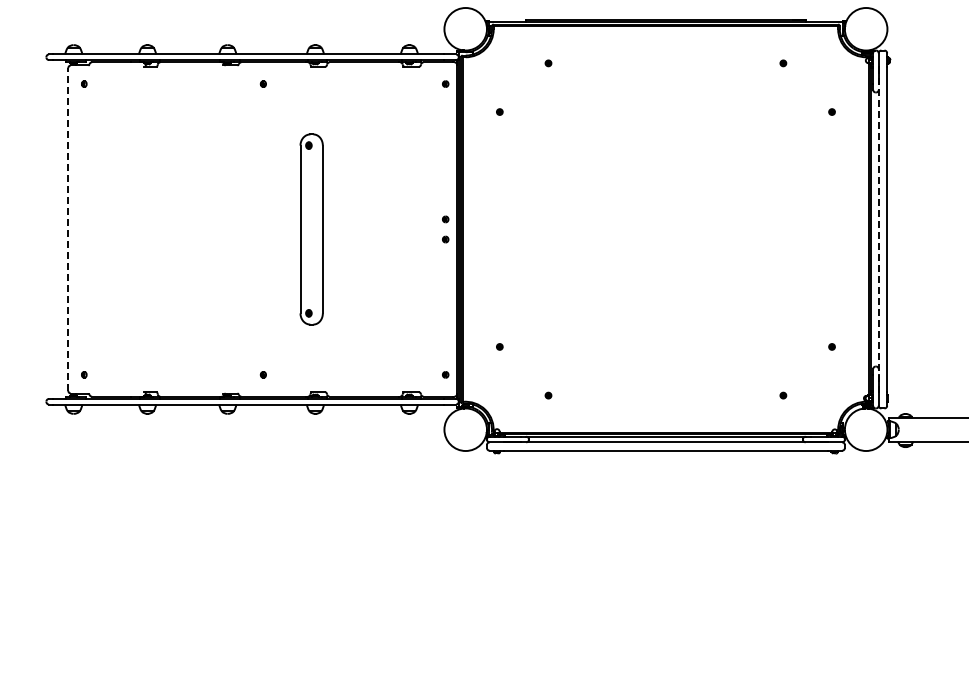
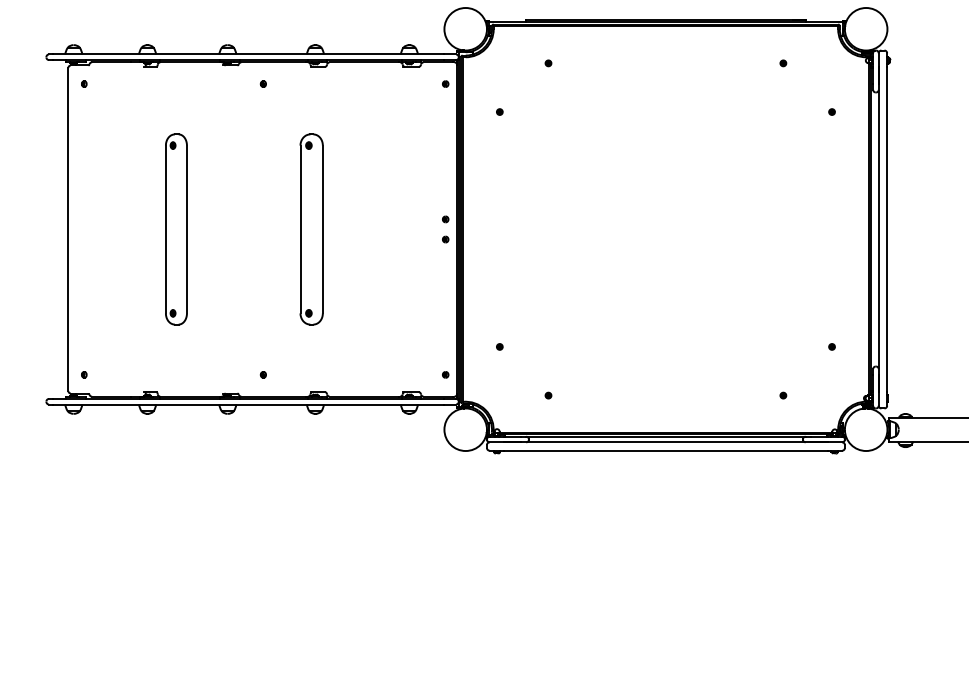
line: dashed -> solid (68, 229)
part: none -> present (176, 229)
line: dashed -> solid (878, 230)
